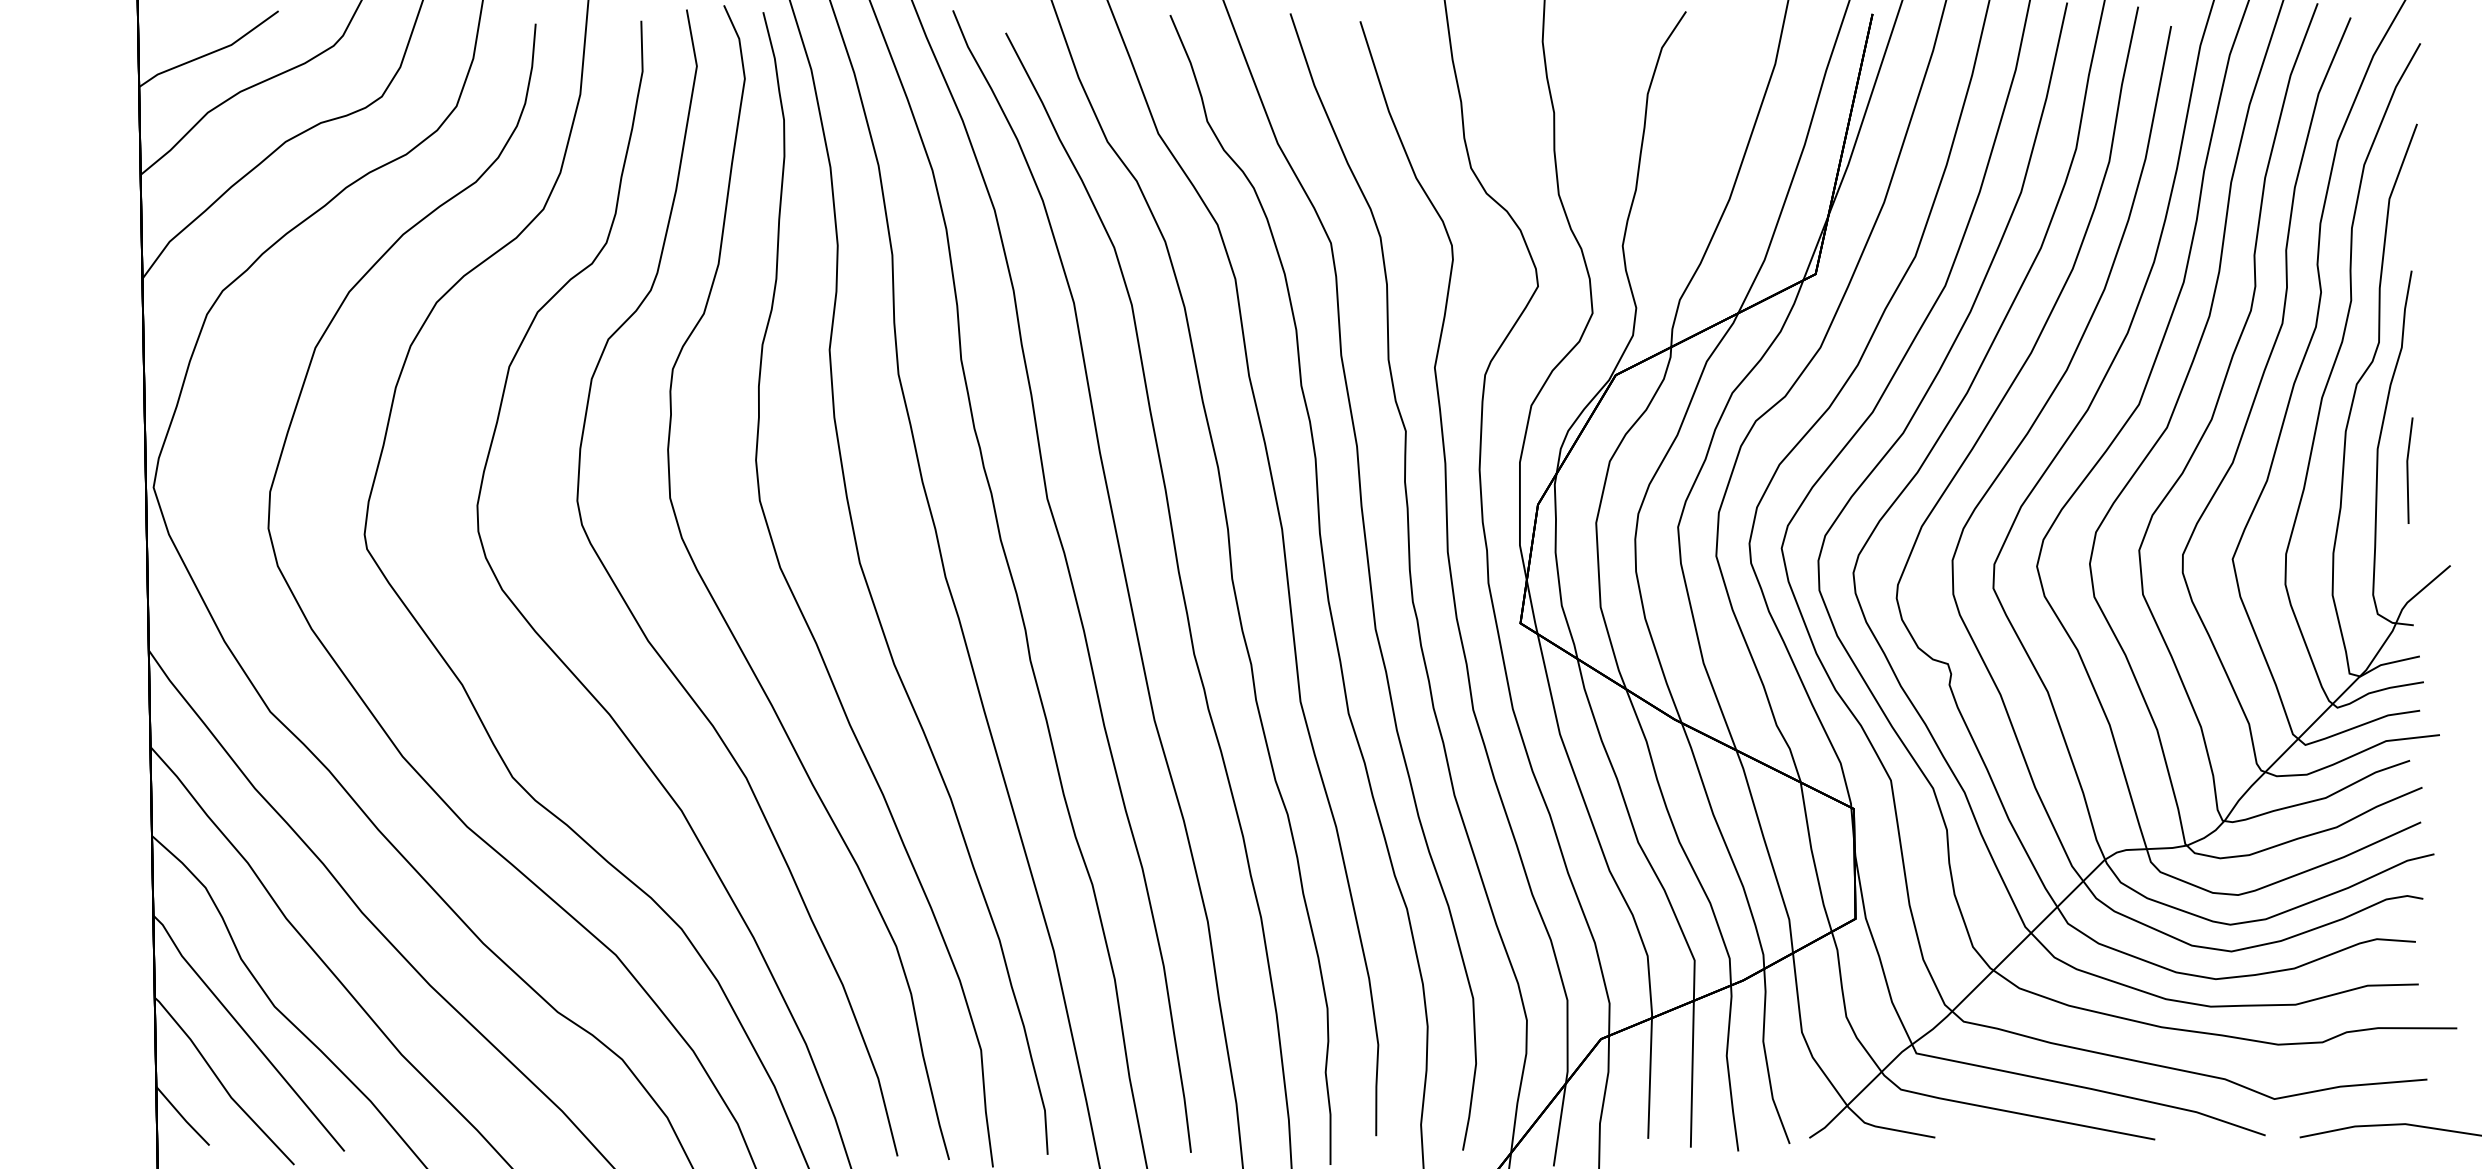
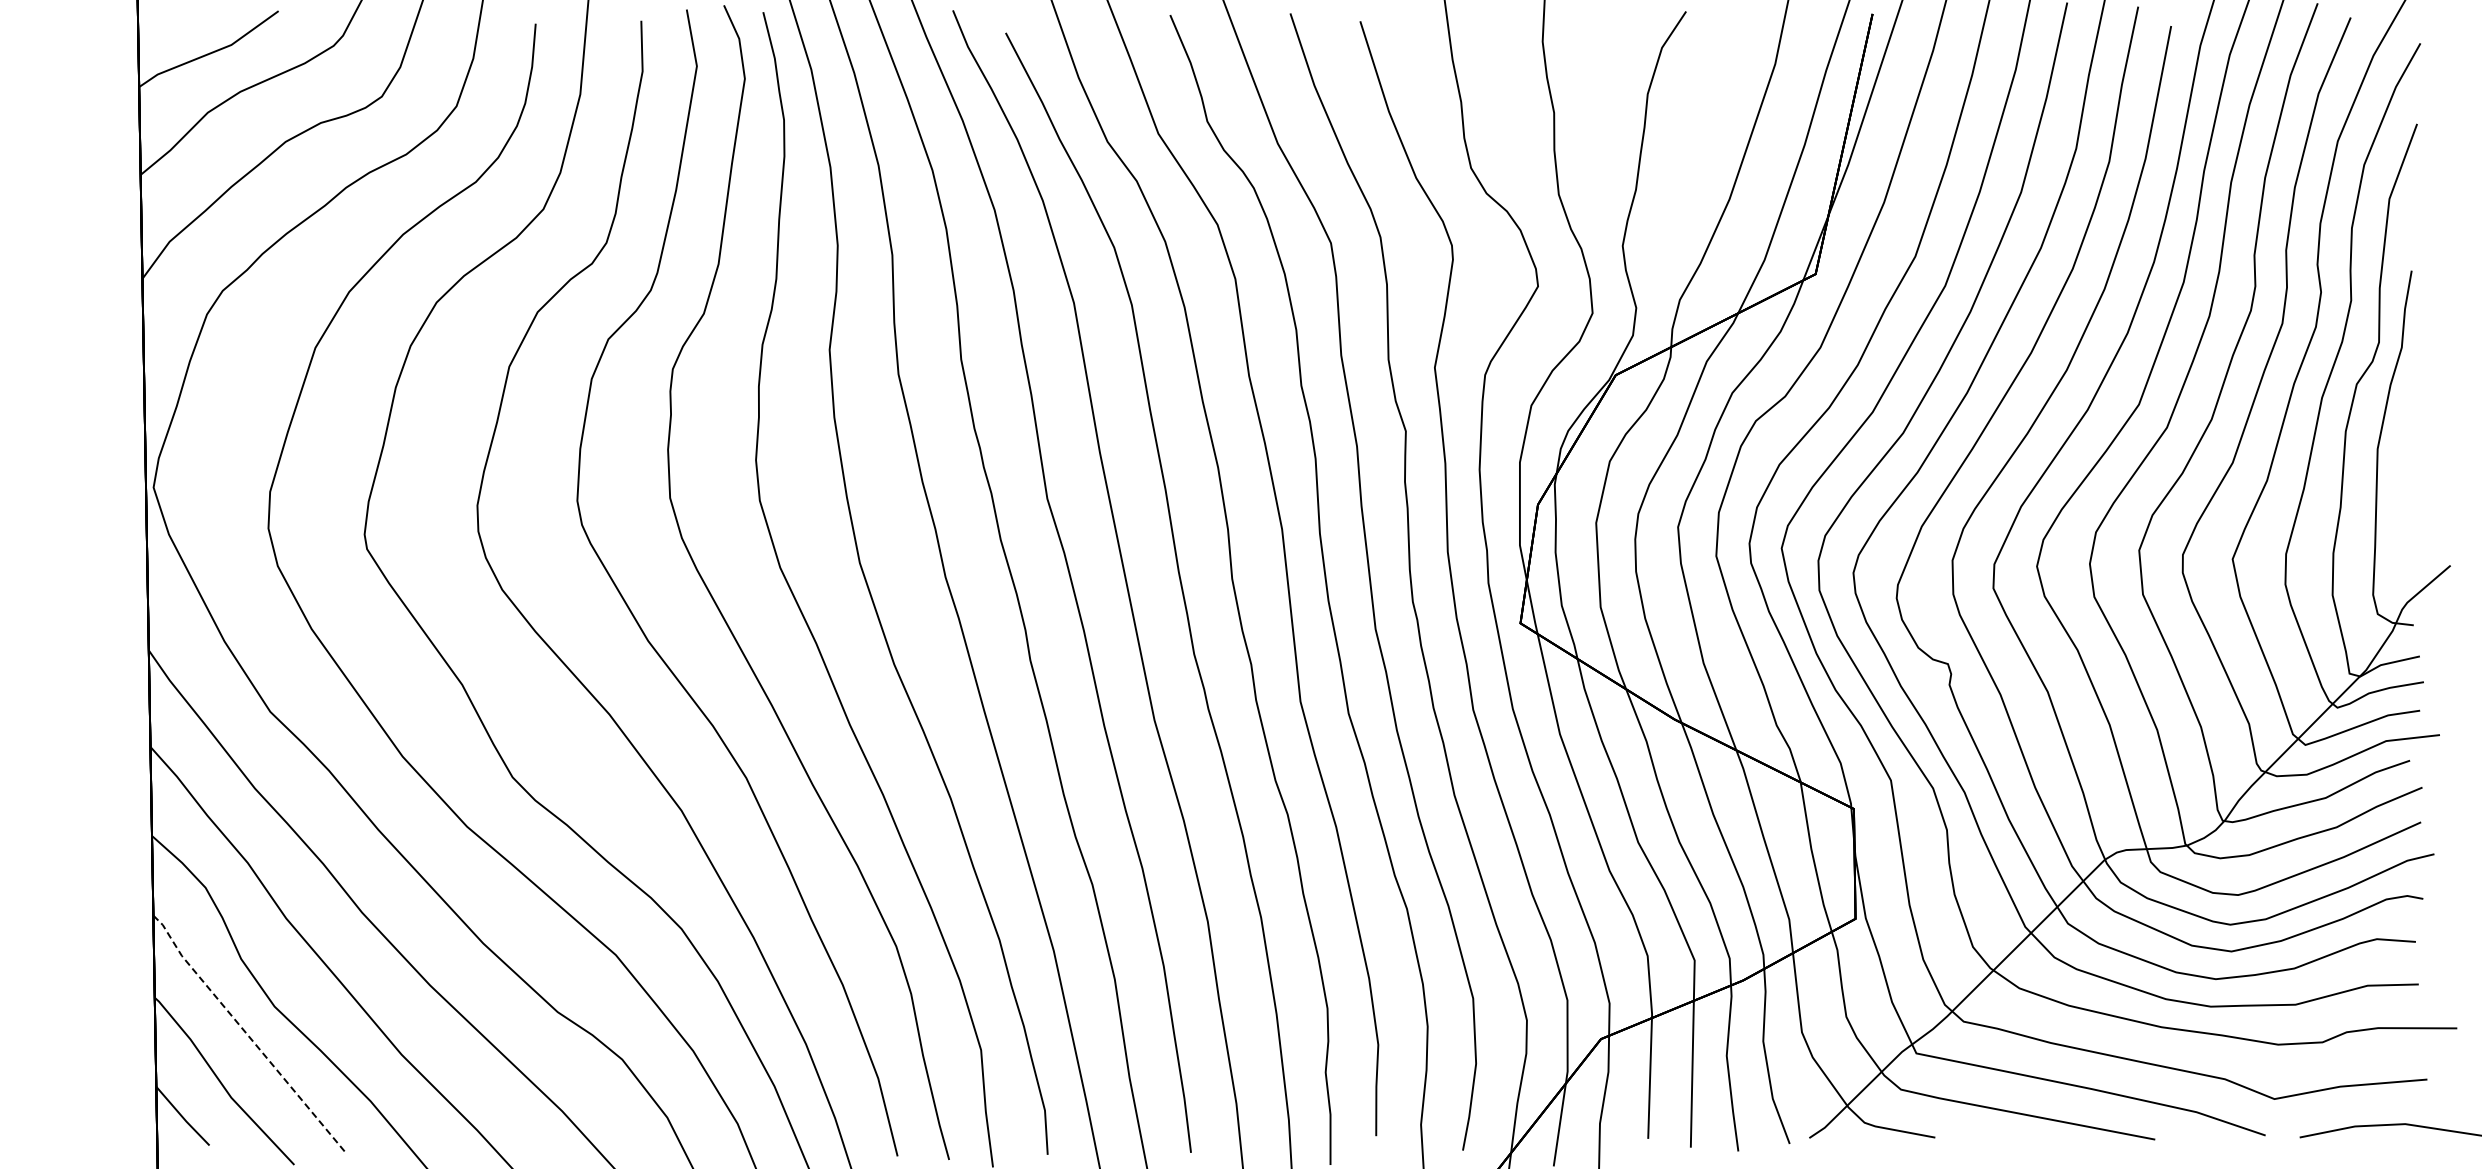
line: present -> none (2408, 470)
line: solid -> dashed (246, 1033)
